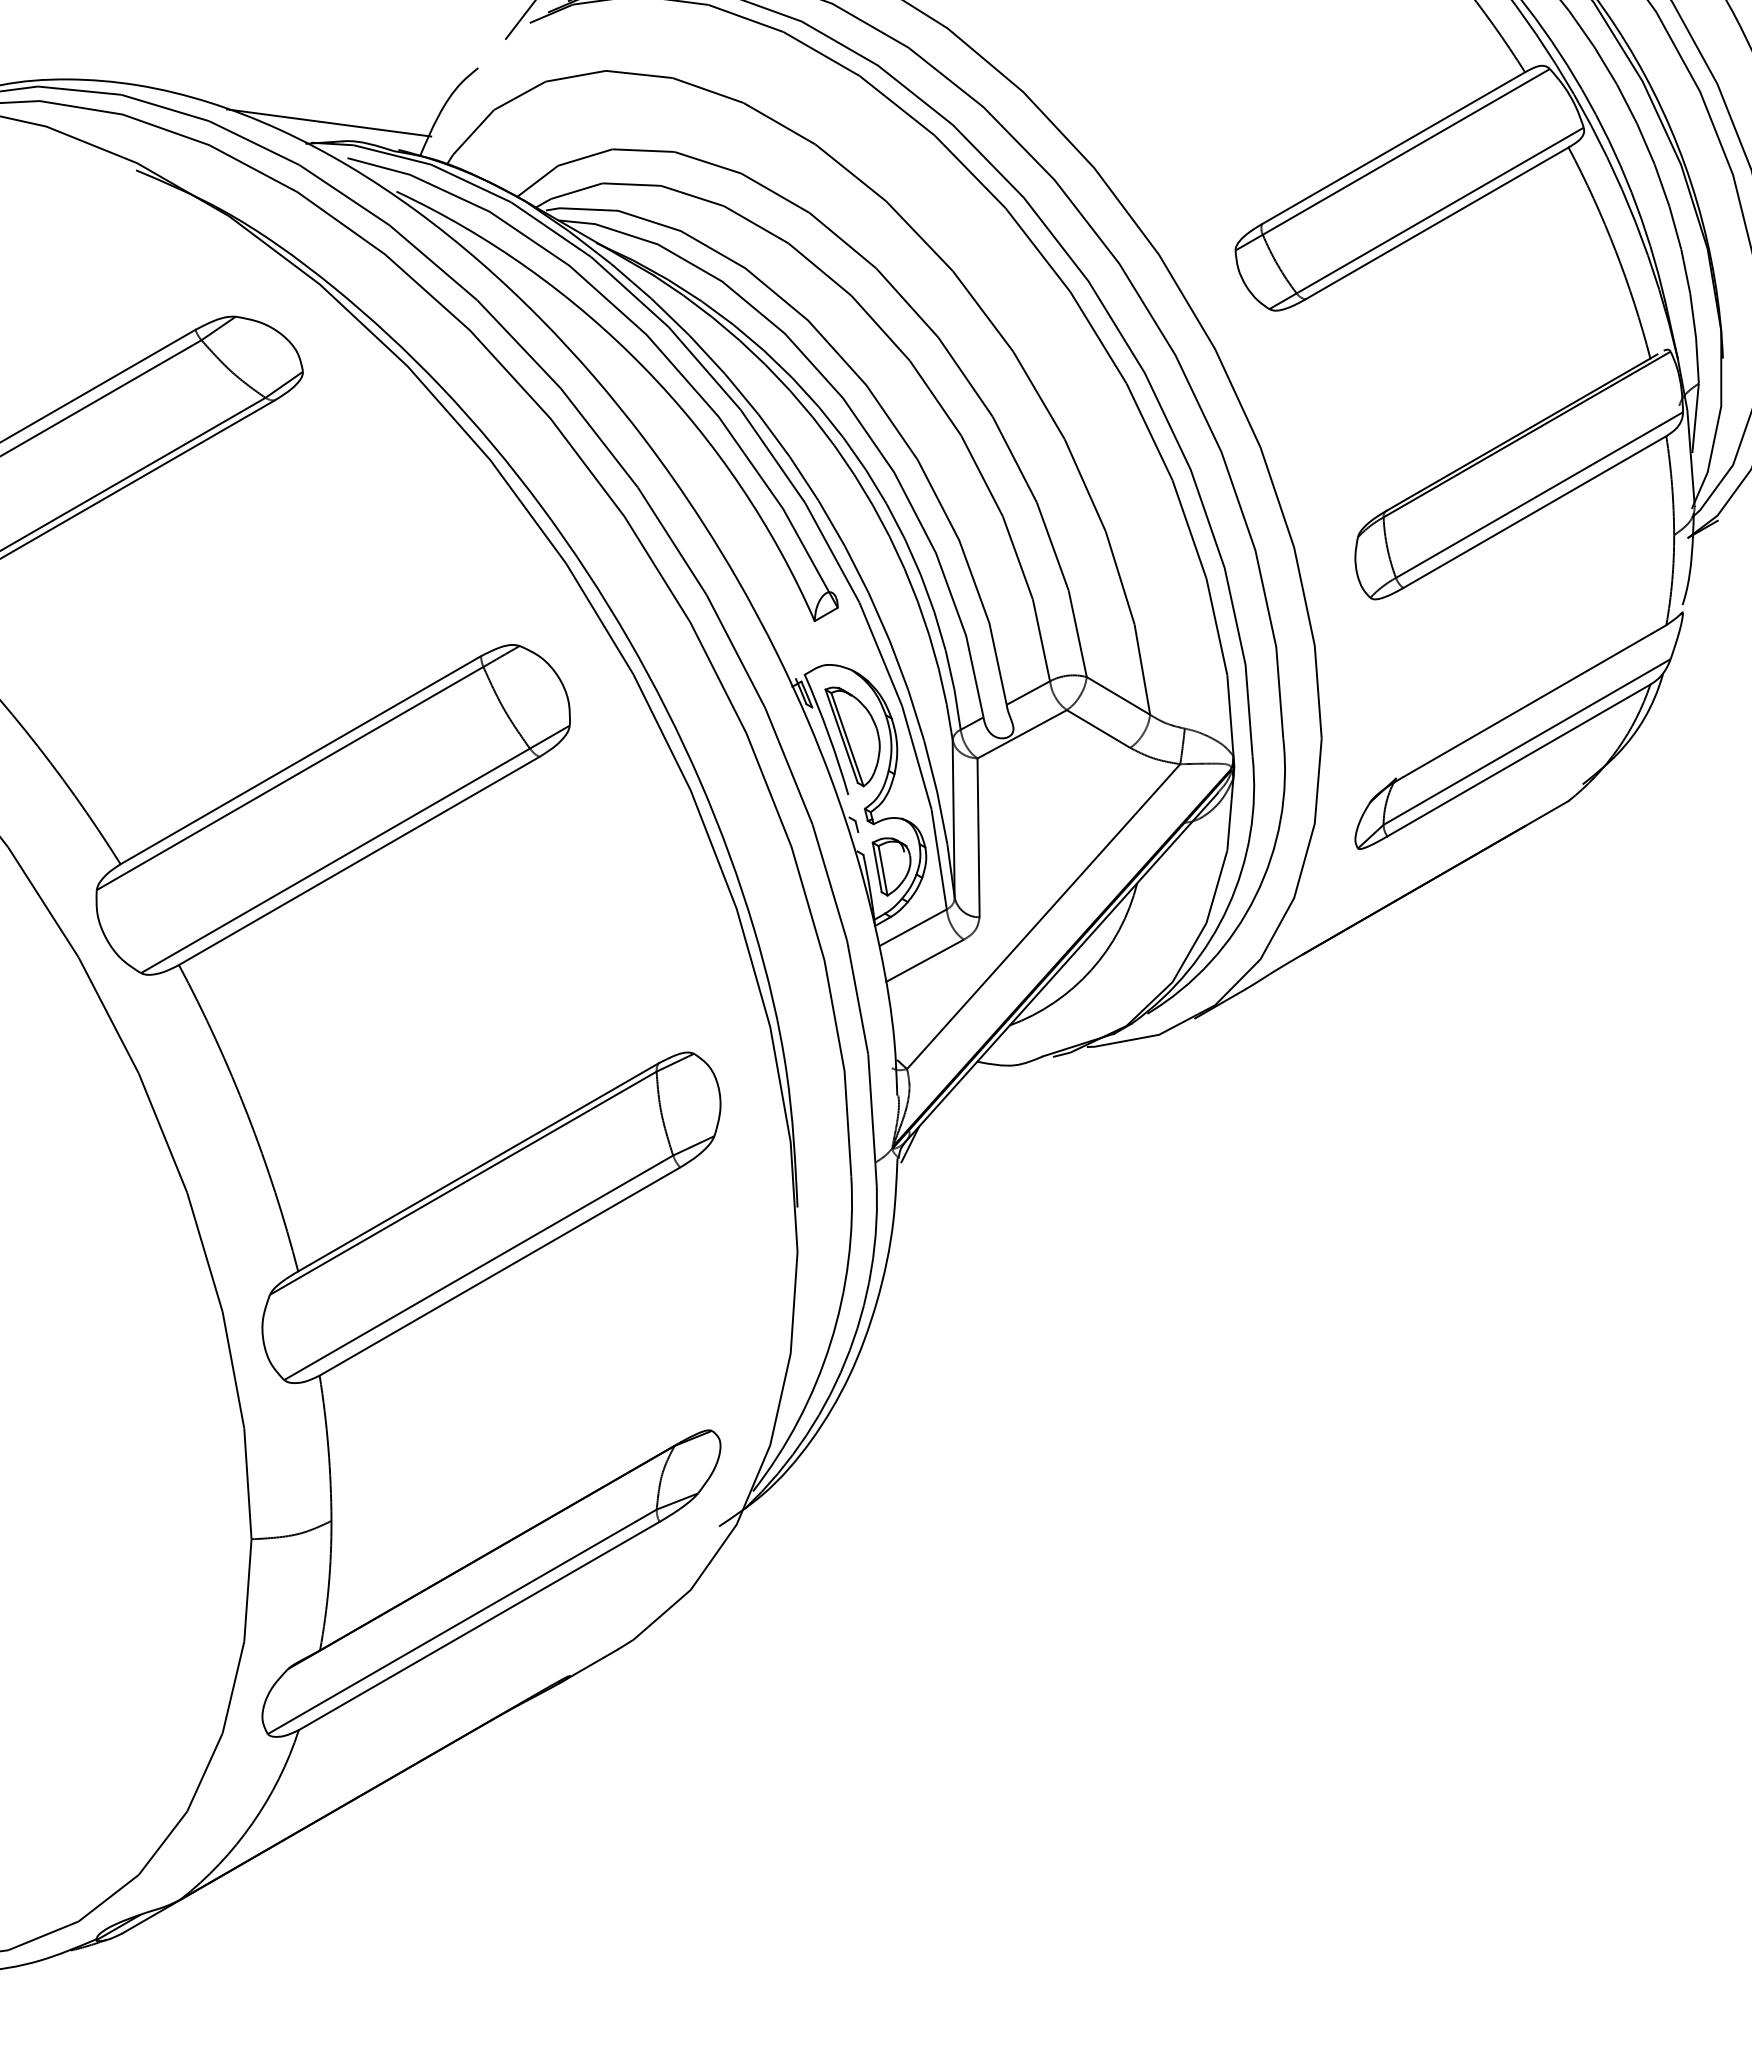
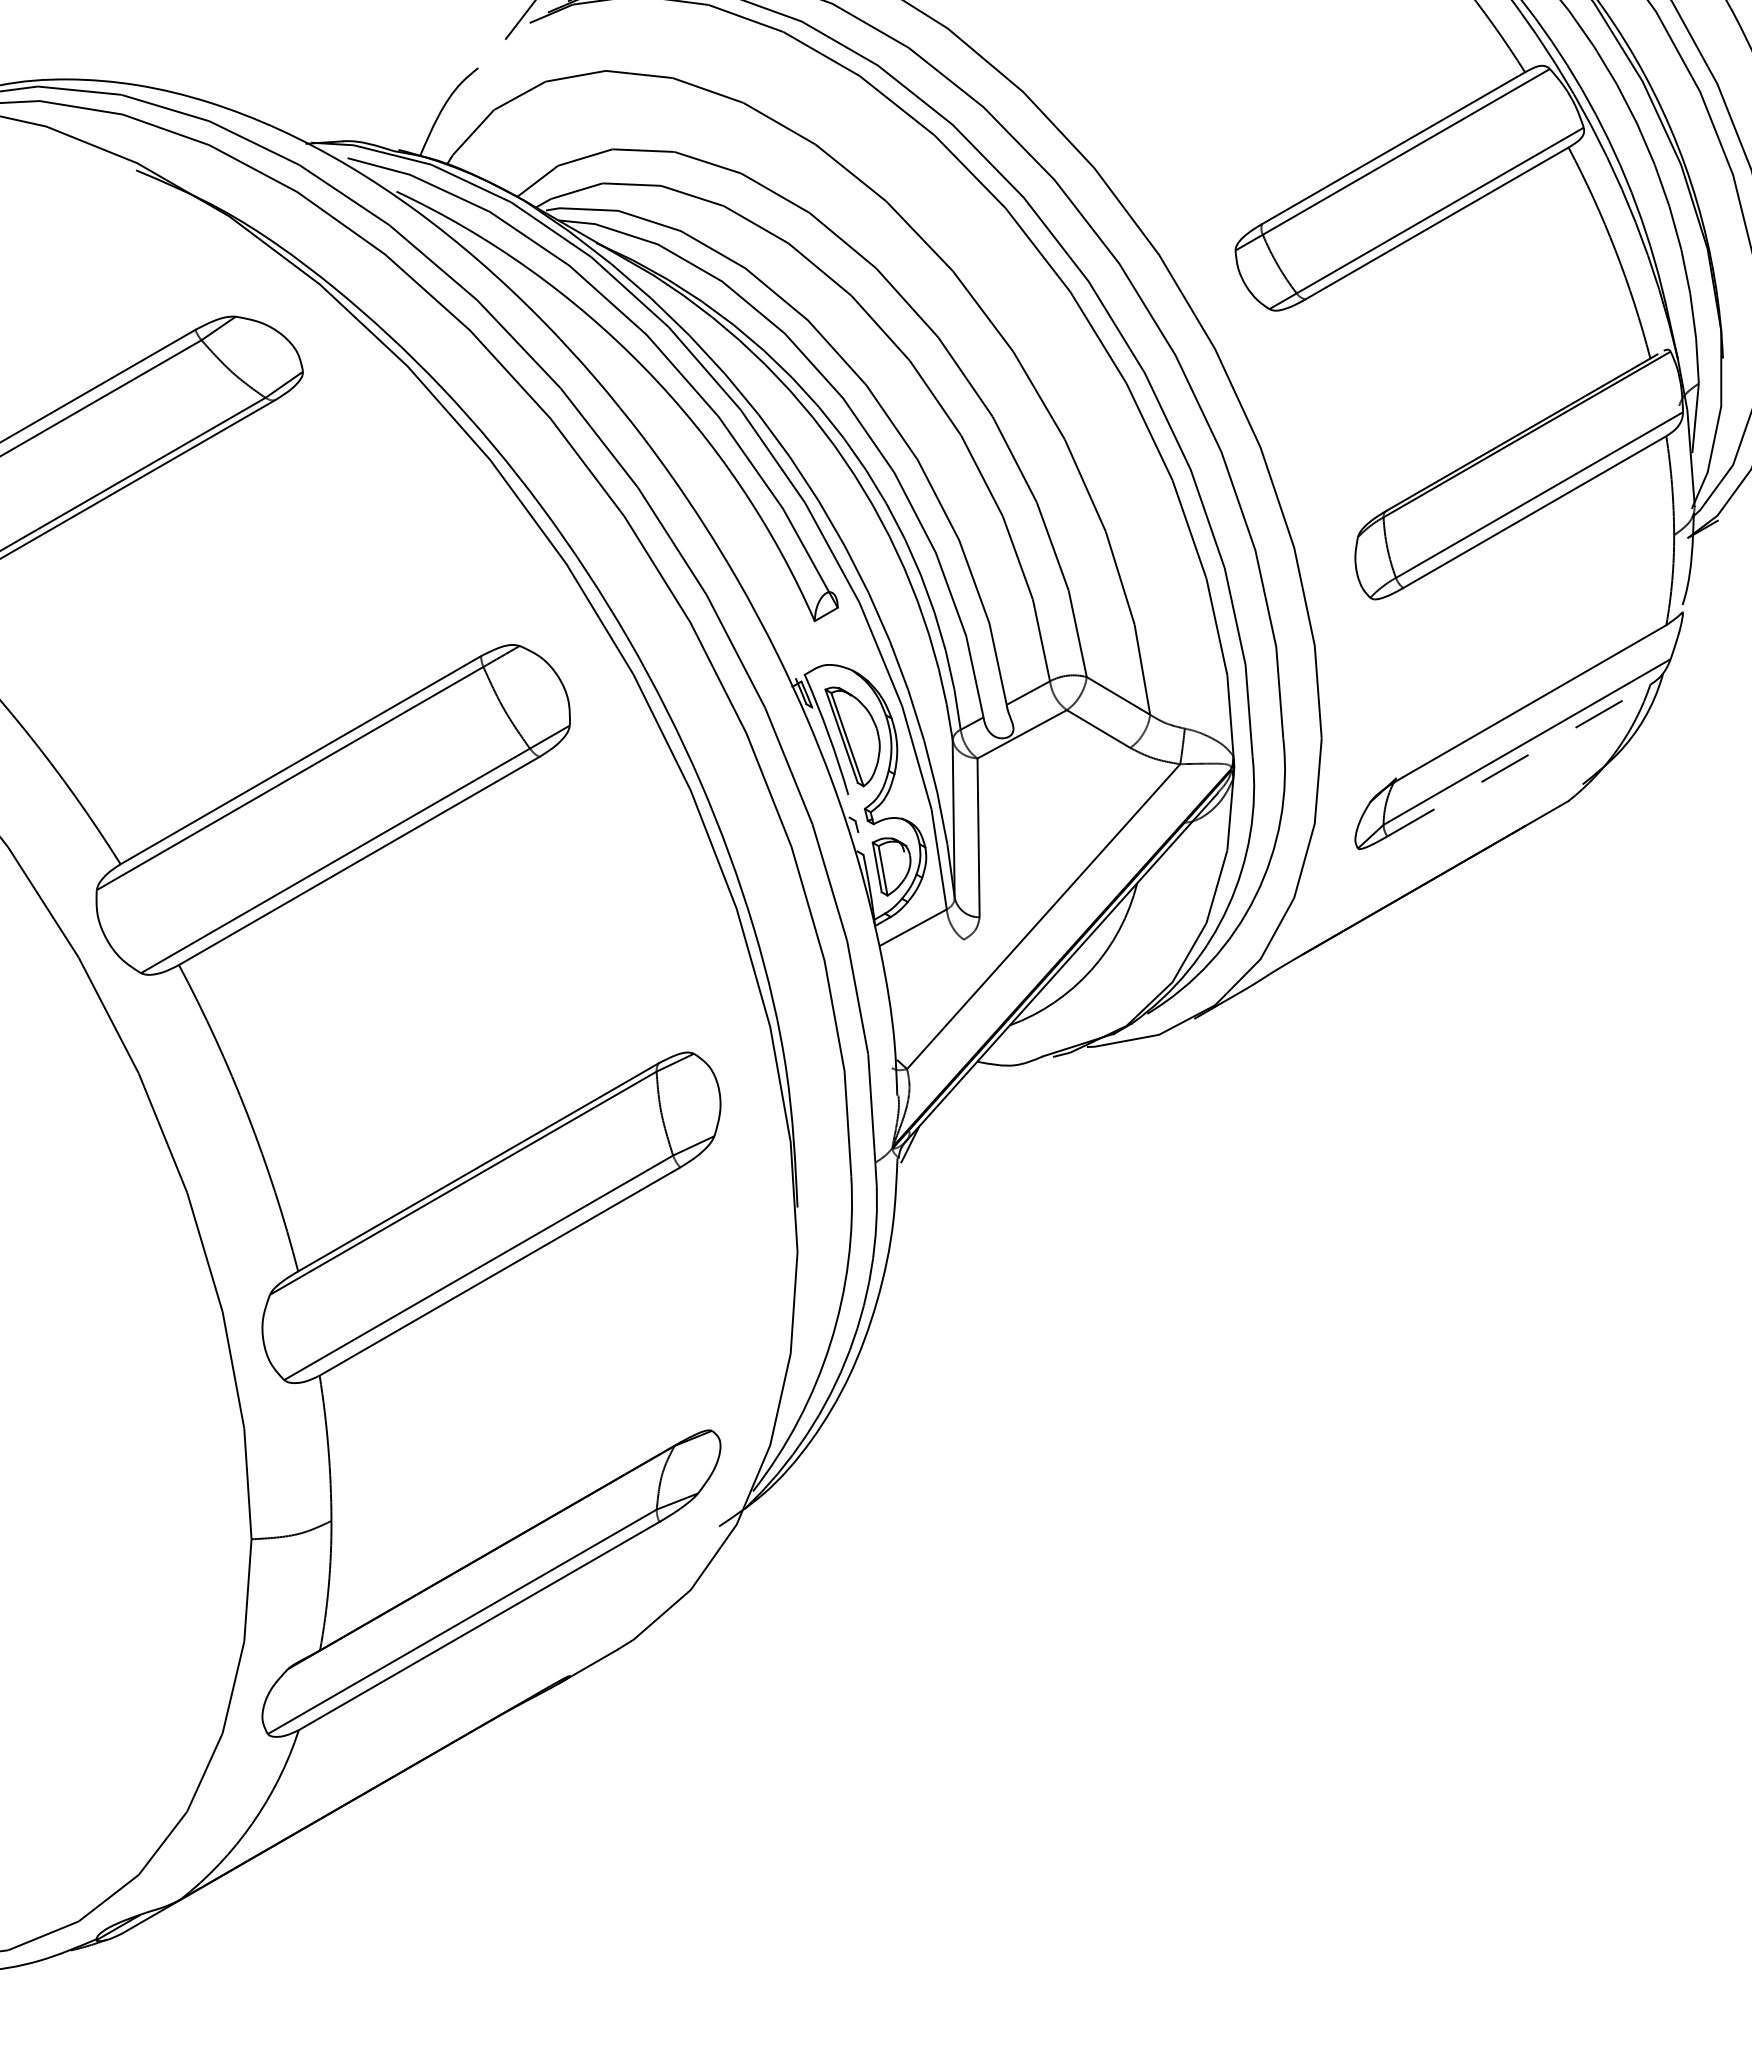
line: present -> none (329, 122)
line: solid -> dashed (1518, 760)
line: present -> none (924, 960)
